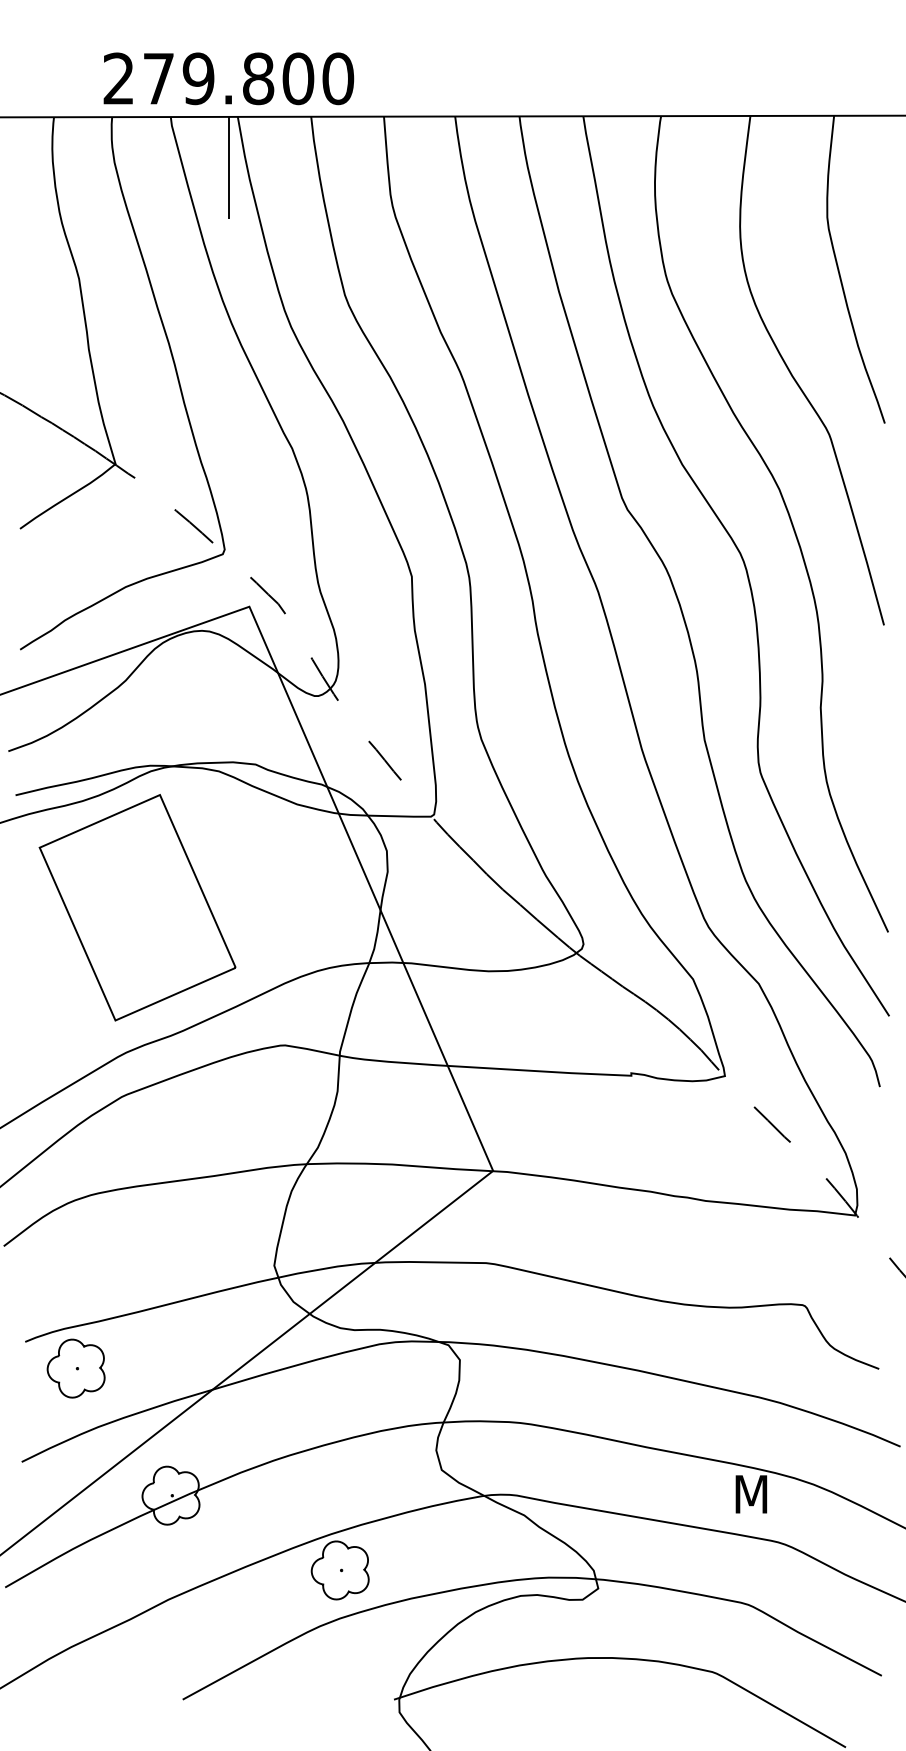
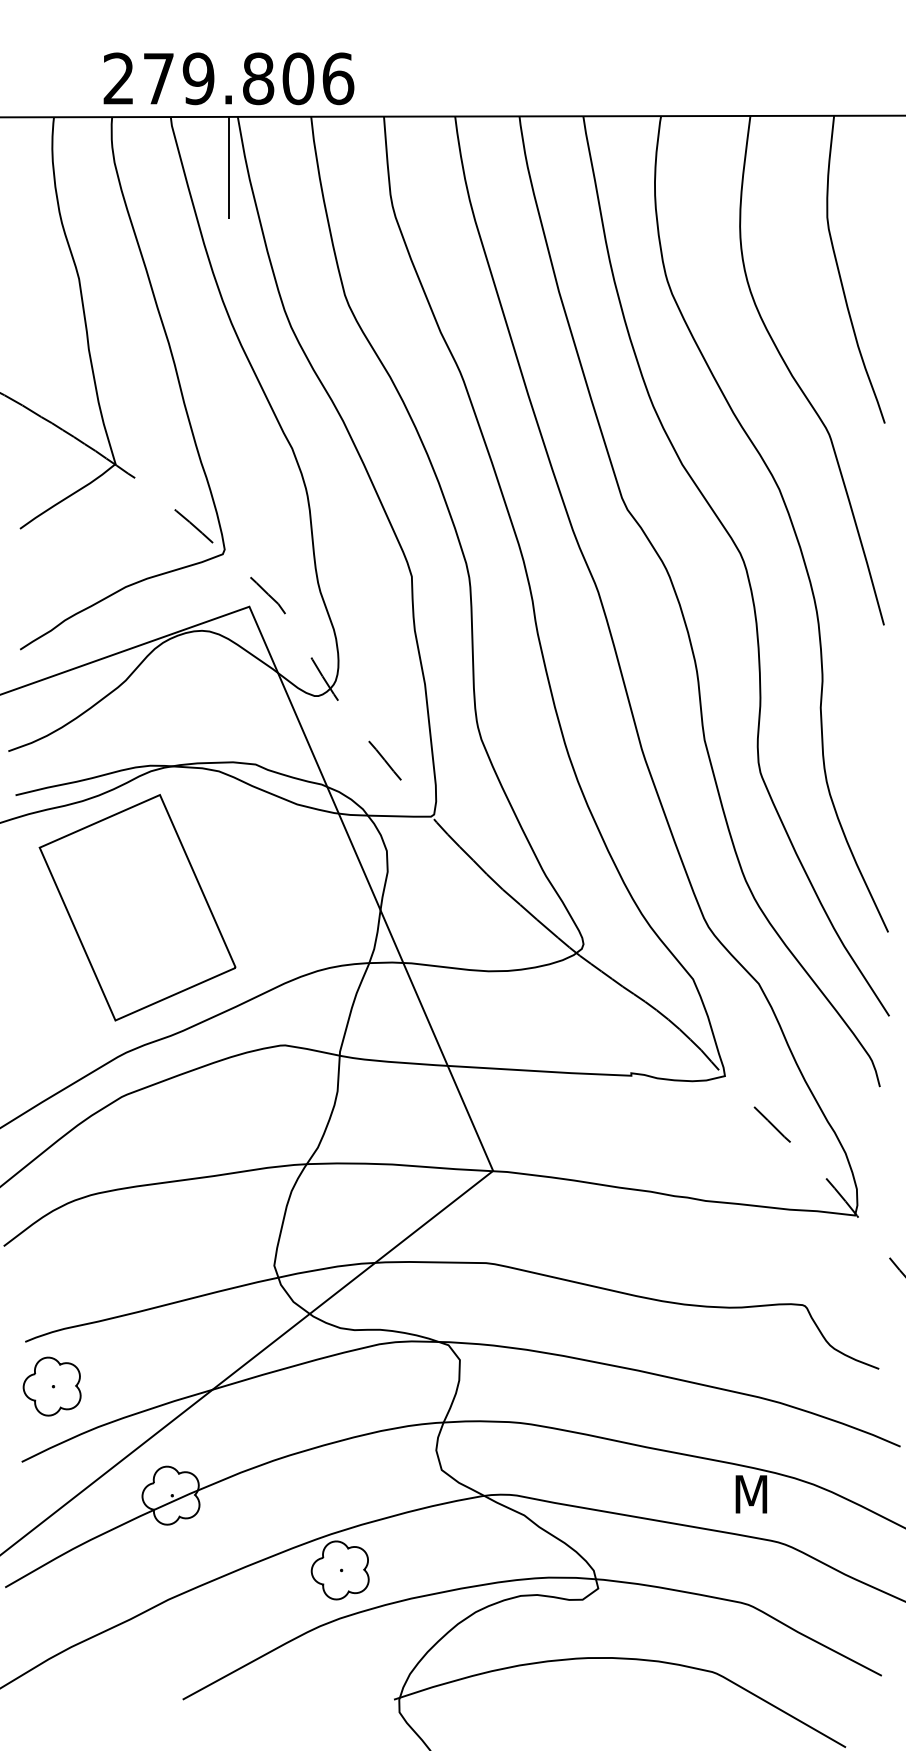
text: 279.800 -> 279.806 (338, 78)
part position: (75, 1368) -> (51, 1386) (51, 1386)
